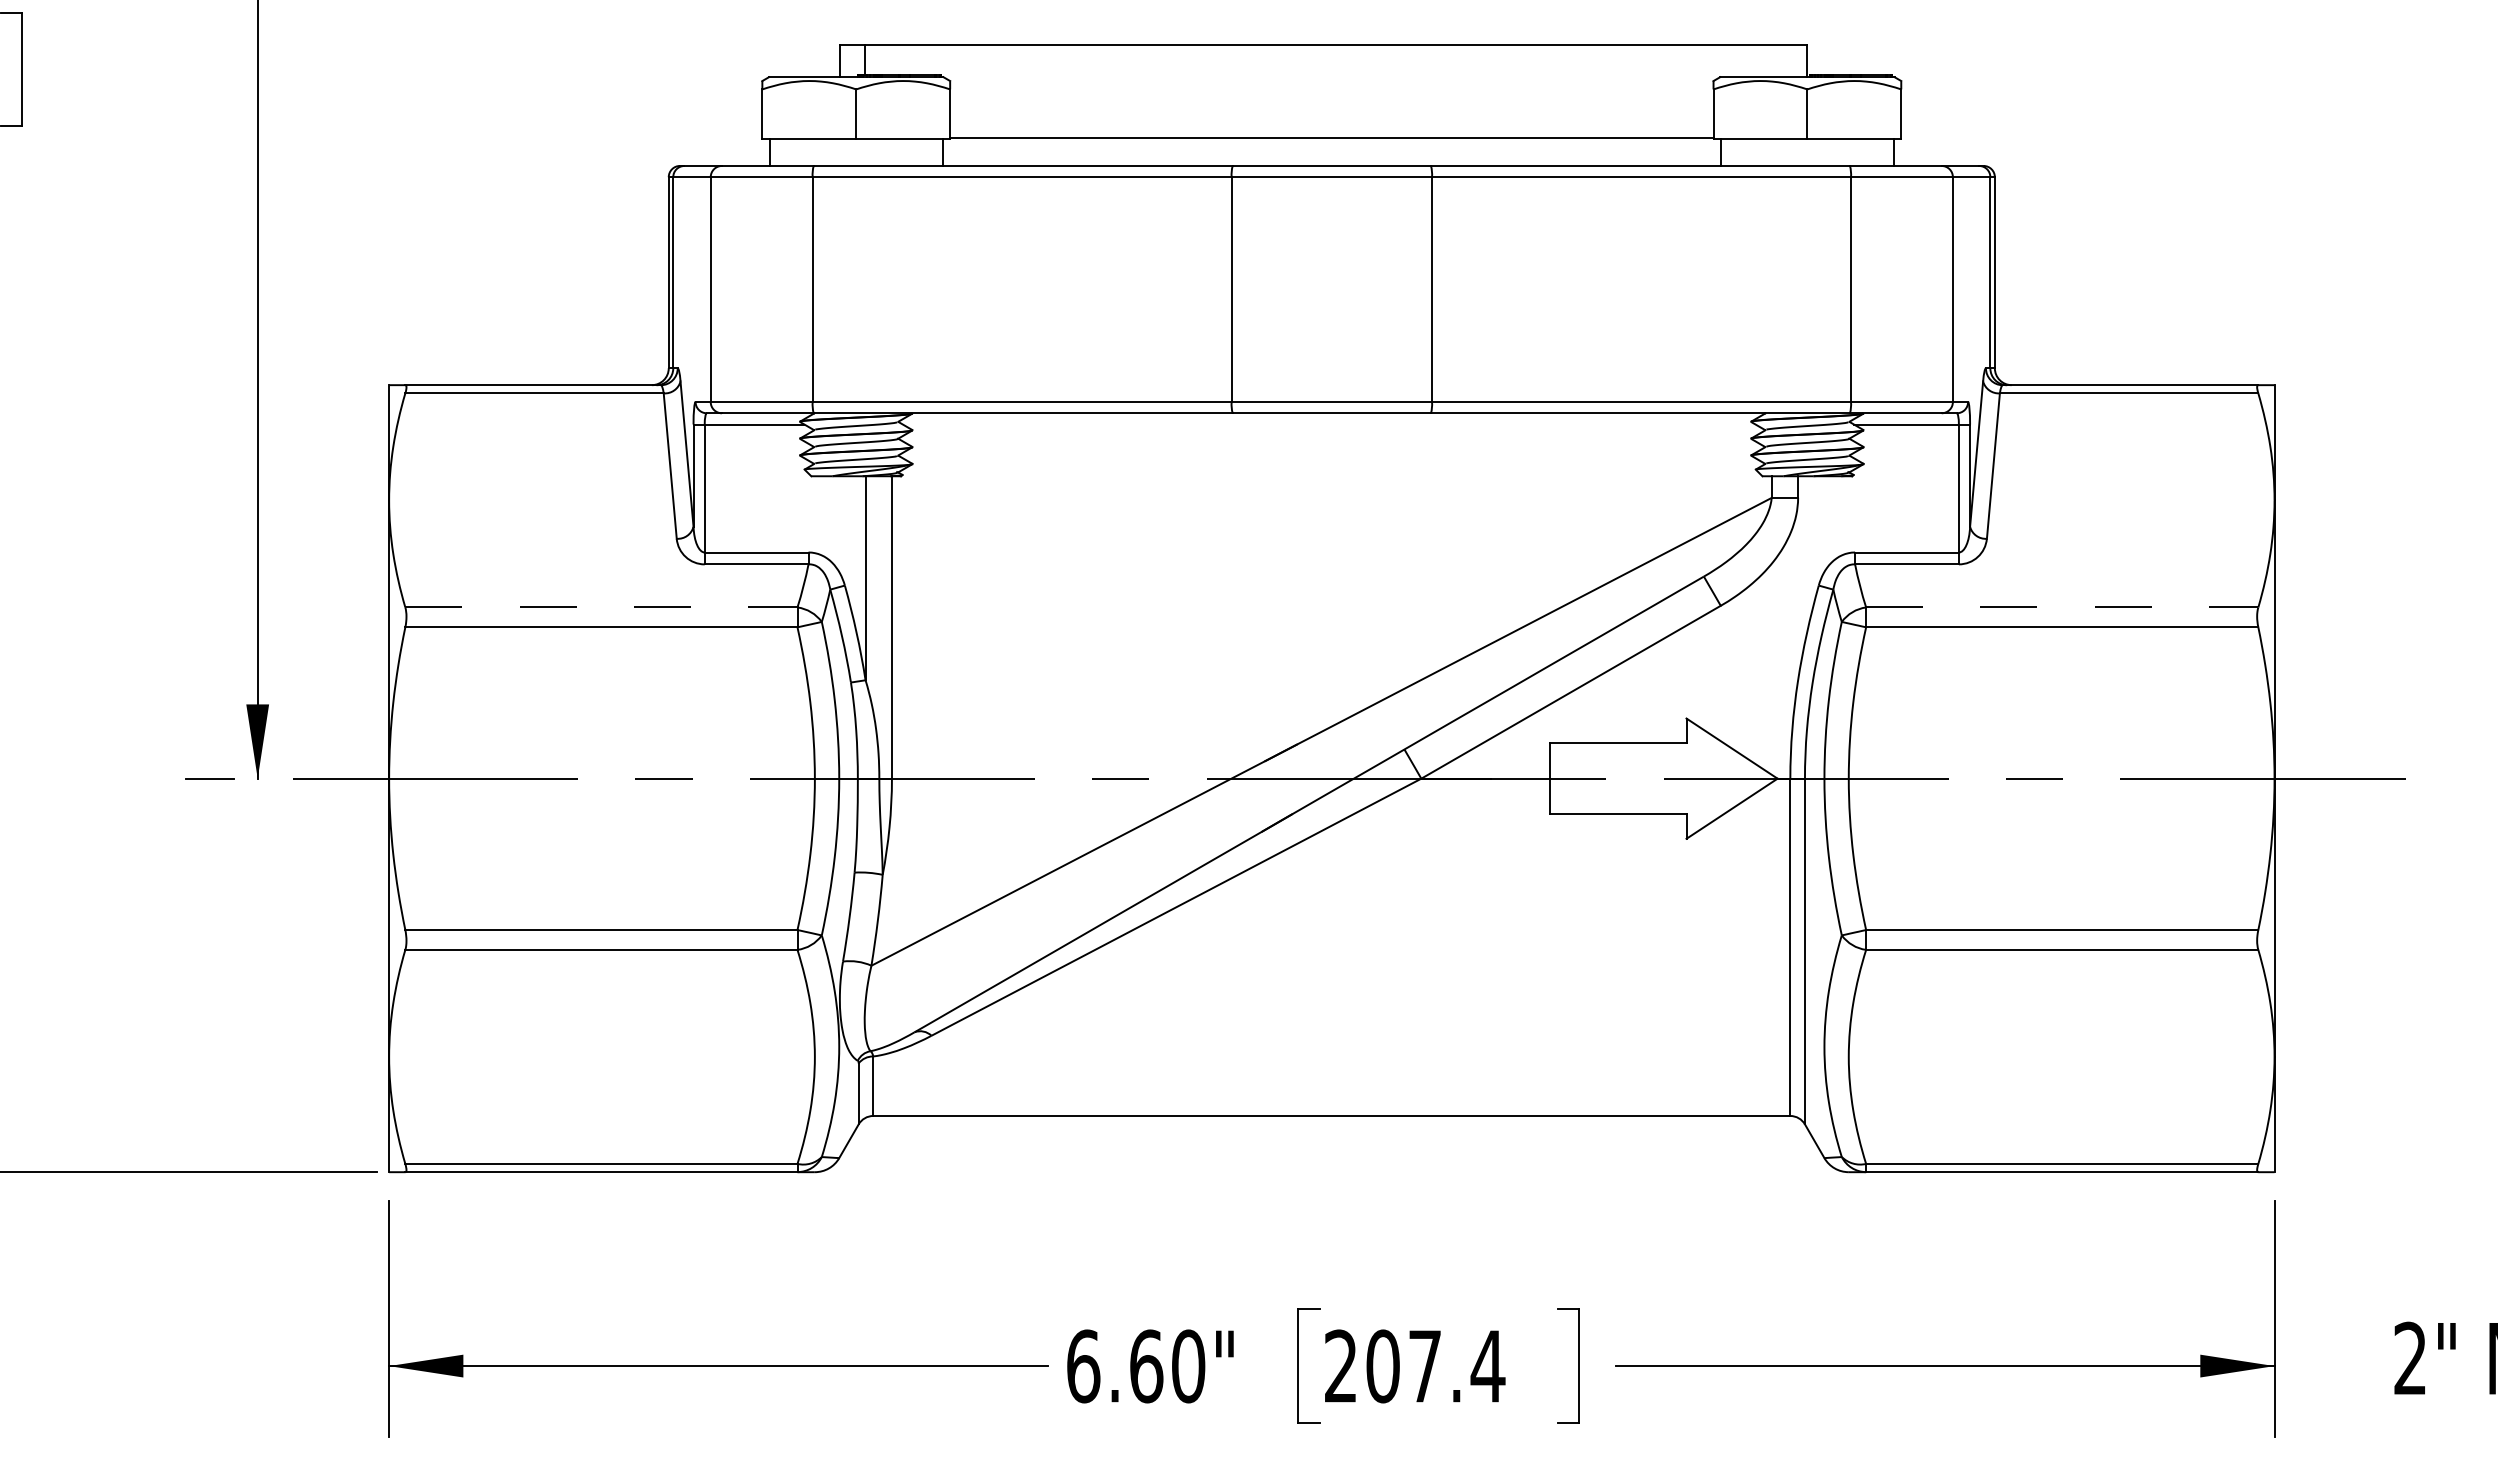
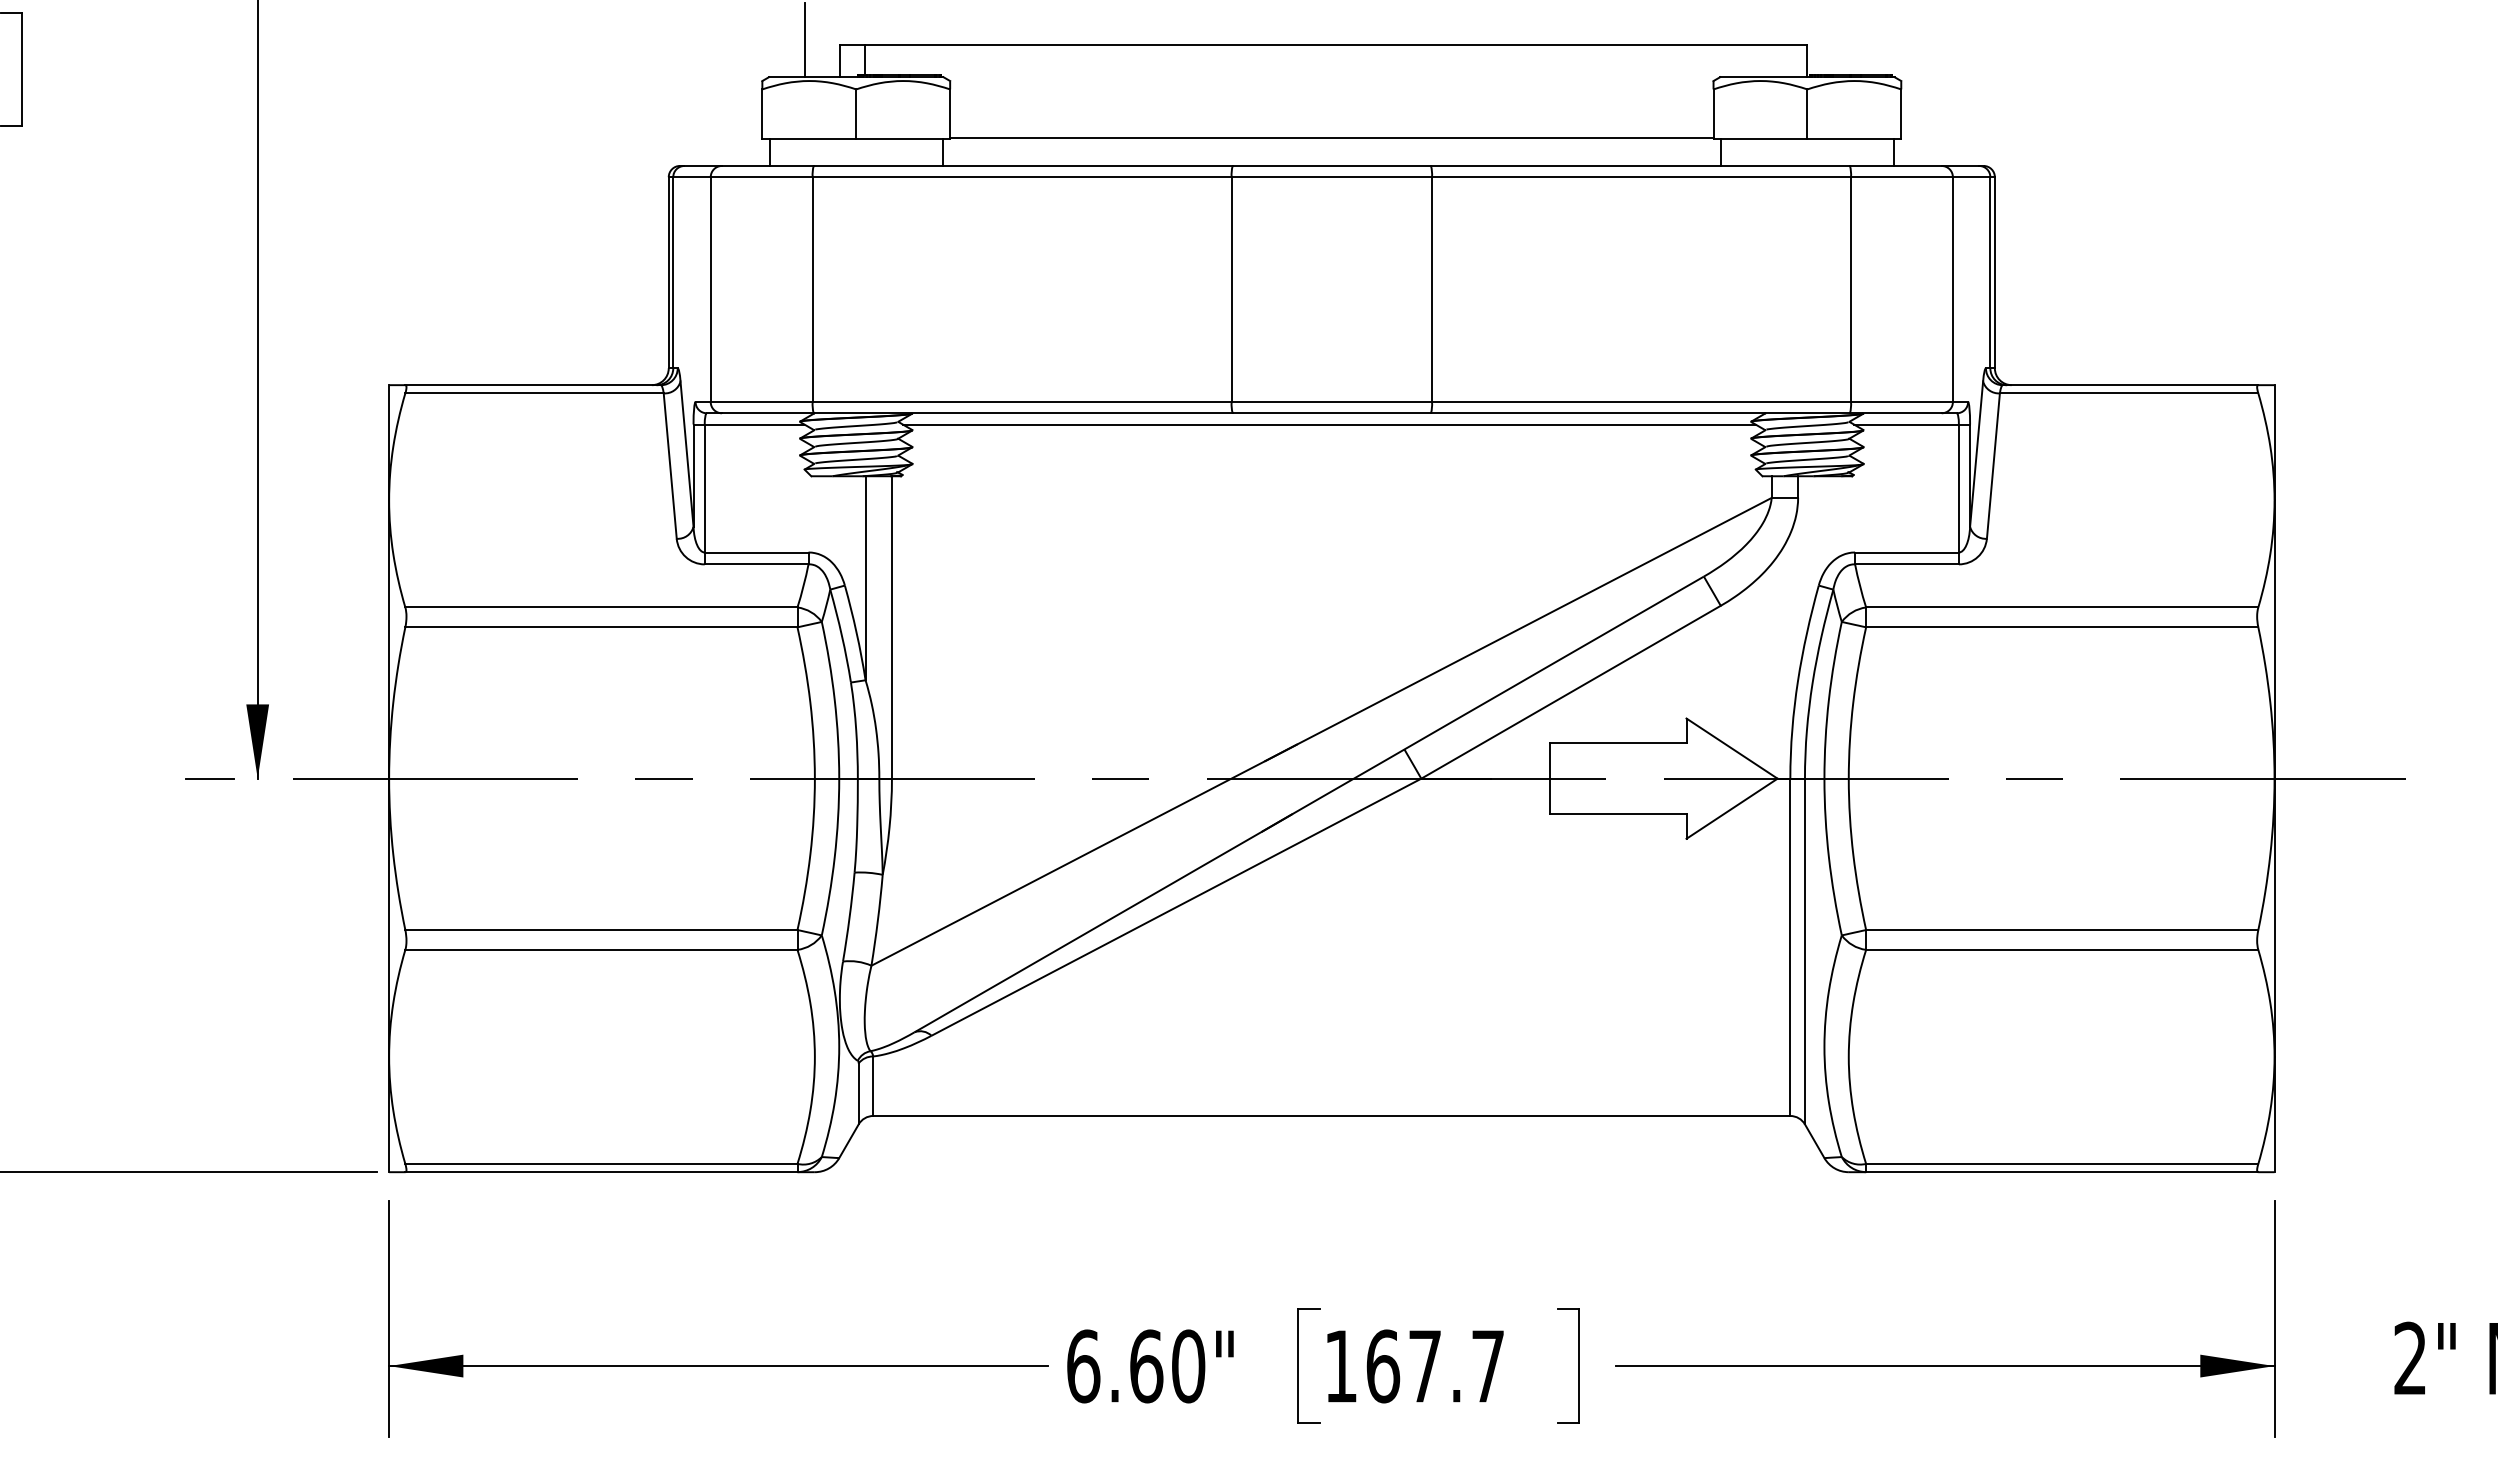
line: none -> present (804, 39)
line: none -> present (1329, 424)
line: dashed -> solid (601, 607)
line: dashed -> solid (2062, 607)
text: 207.4 -> 167.7 (1415, 1366)
